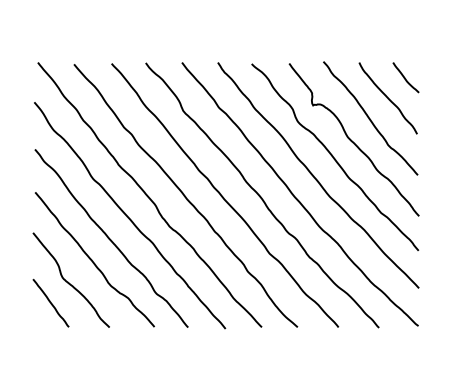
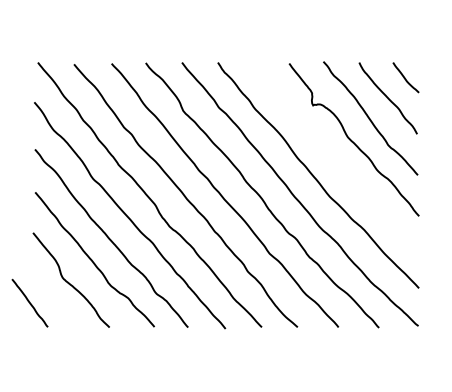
curve: present -> none (334, 157)
line position: (50, 302) -> (29, 302) (29, 302)
